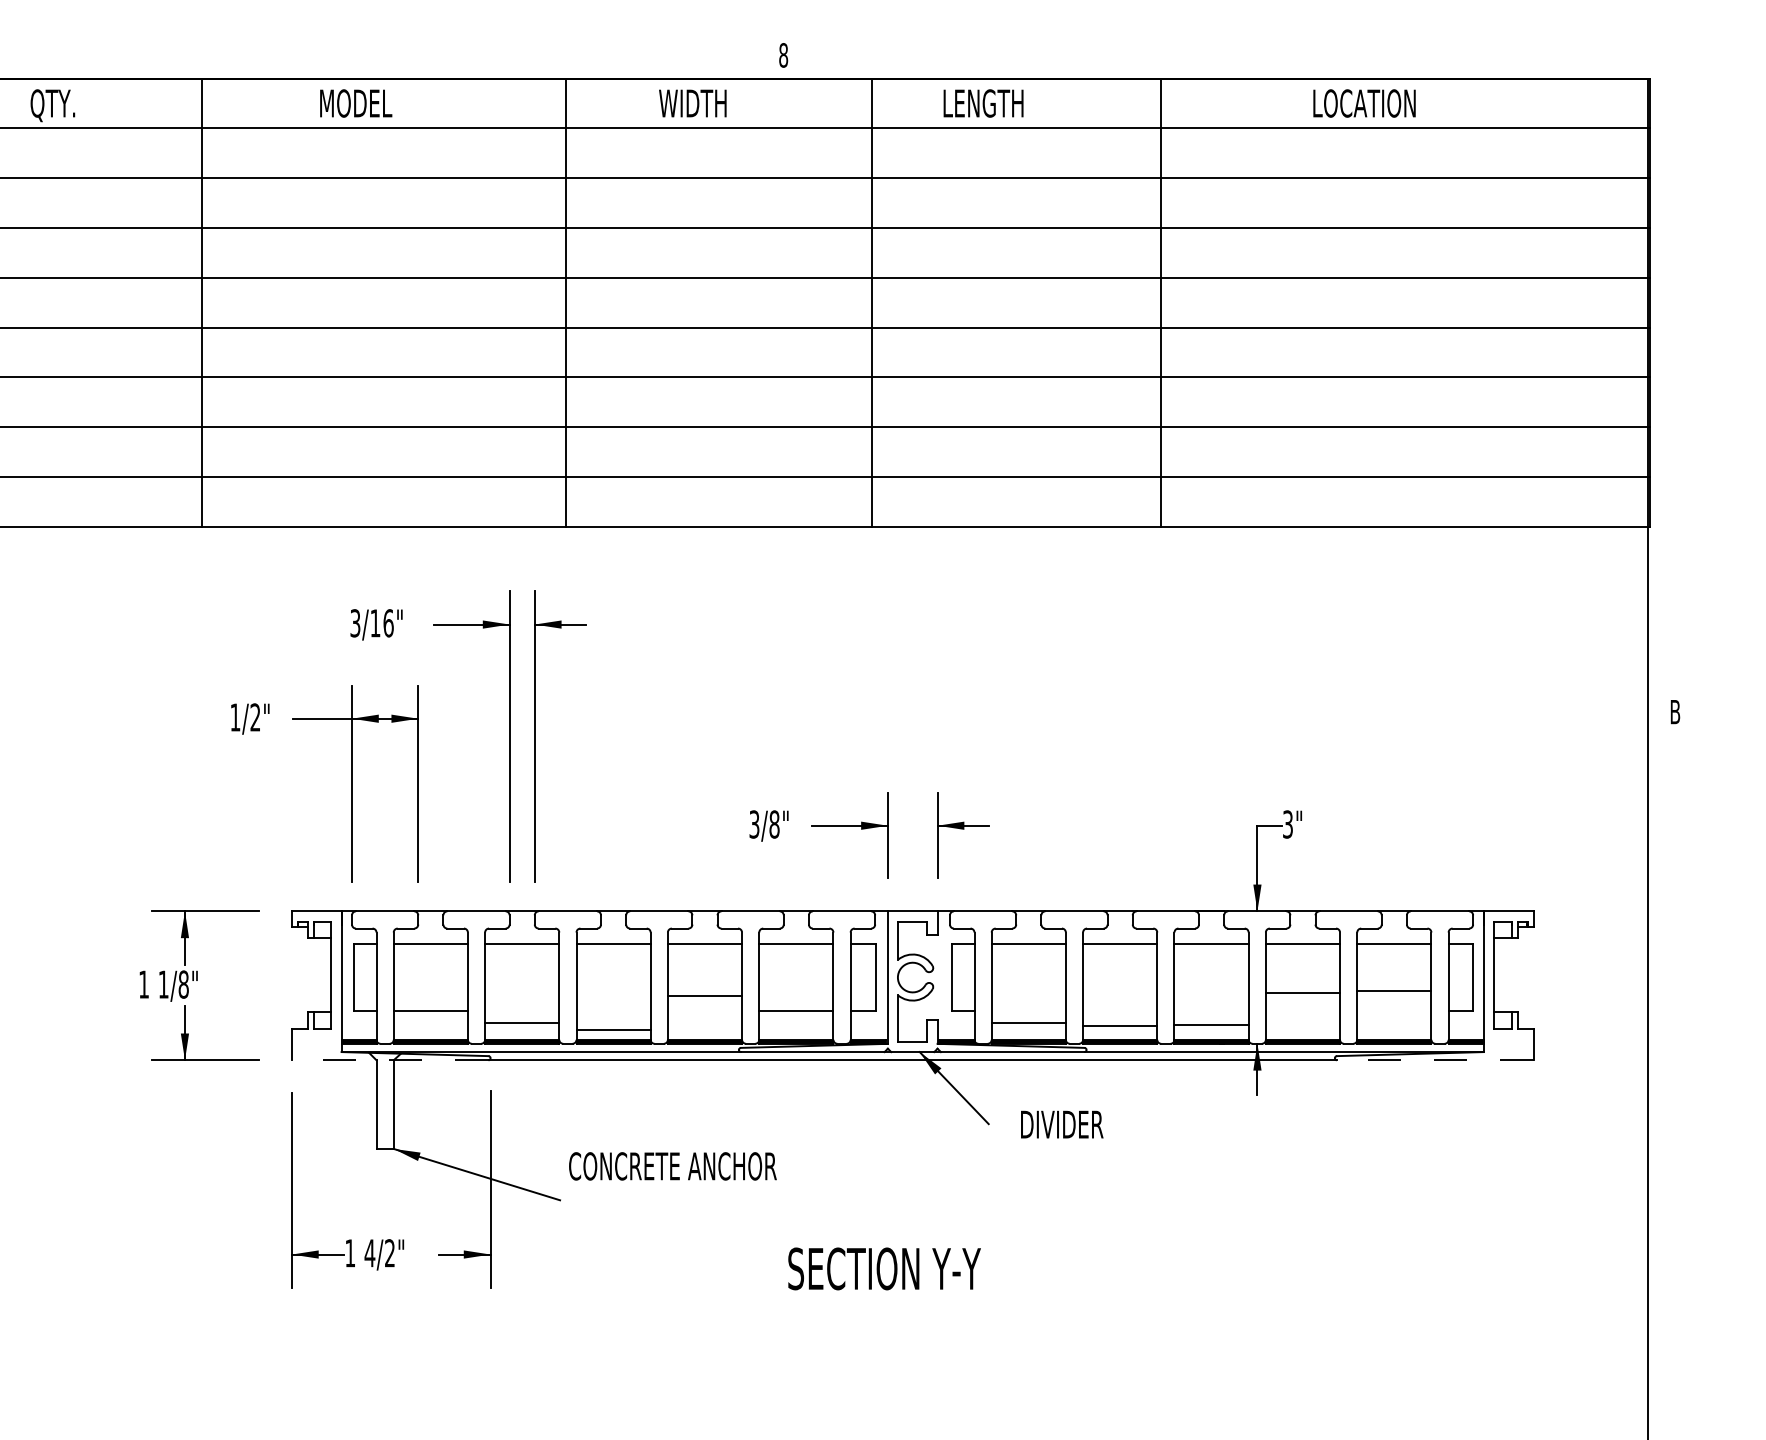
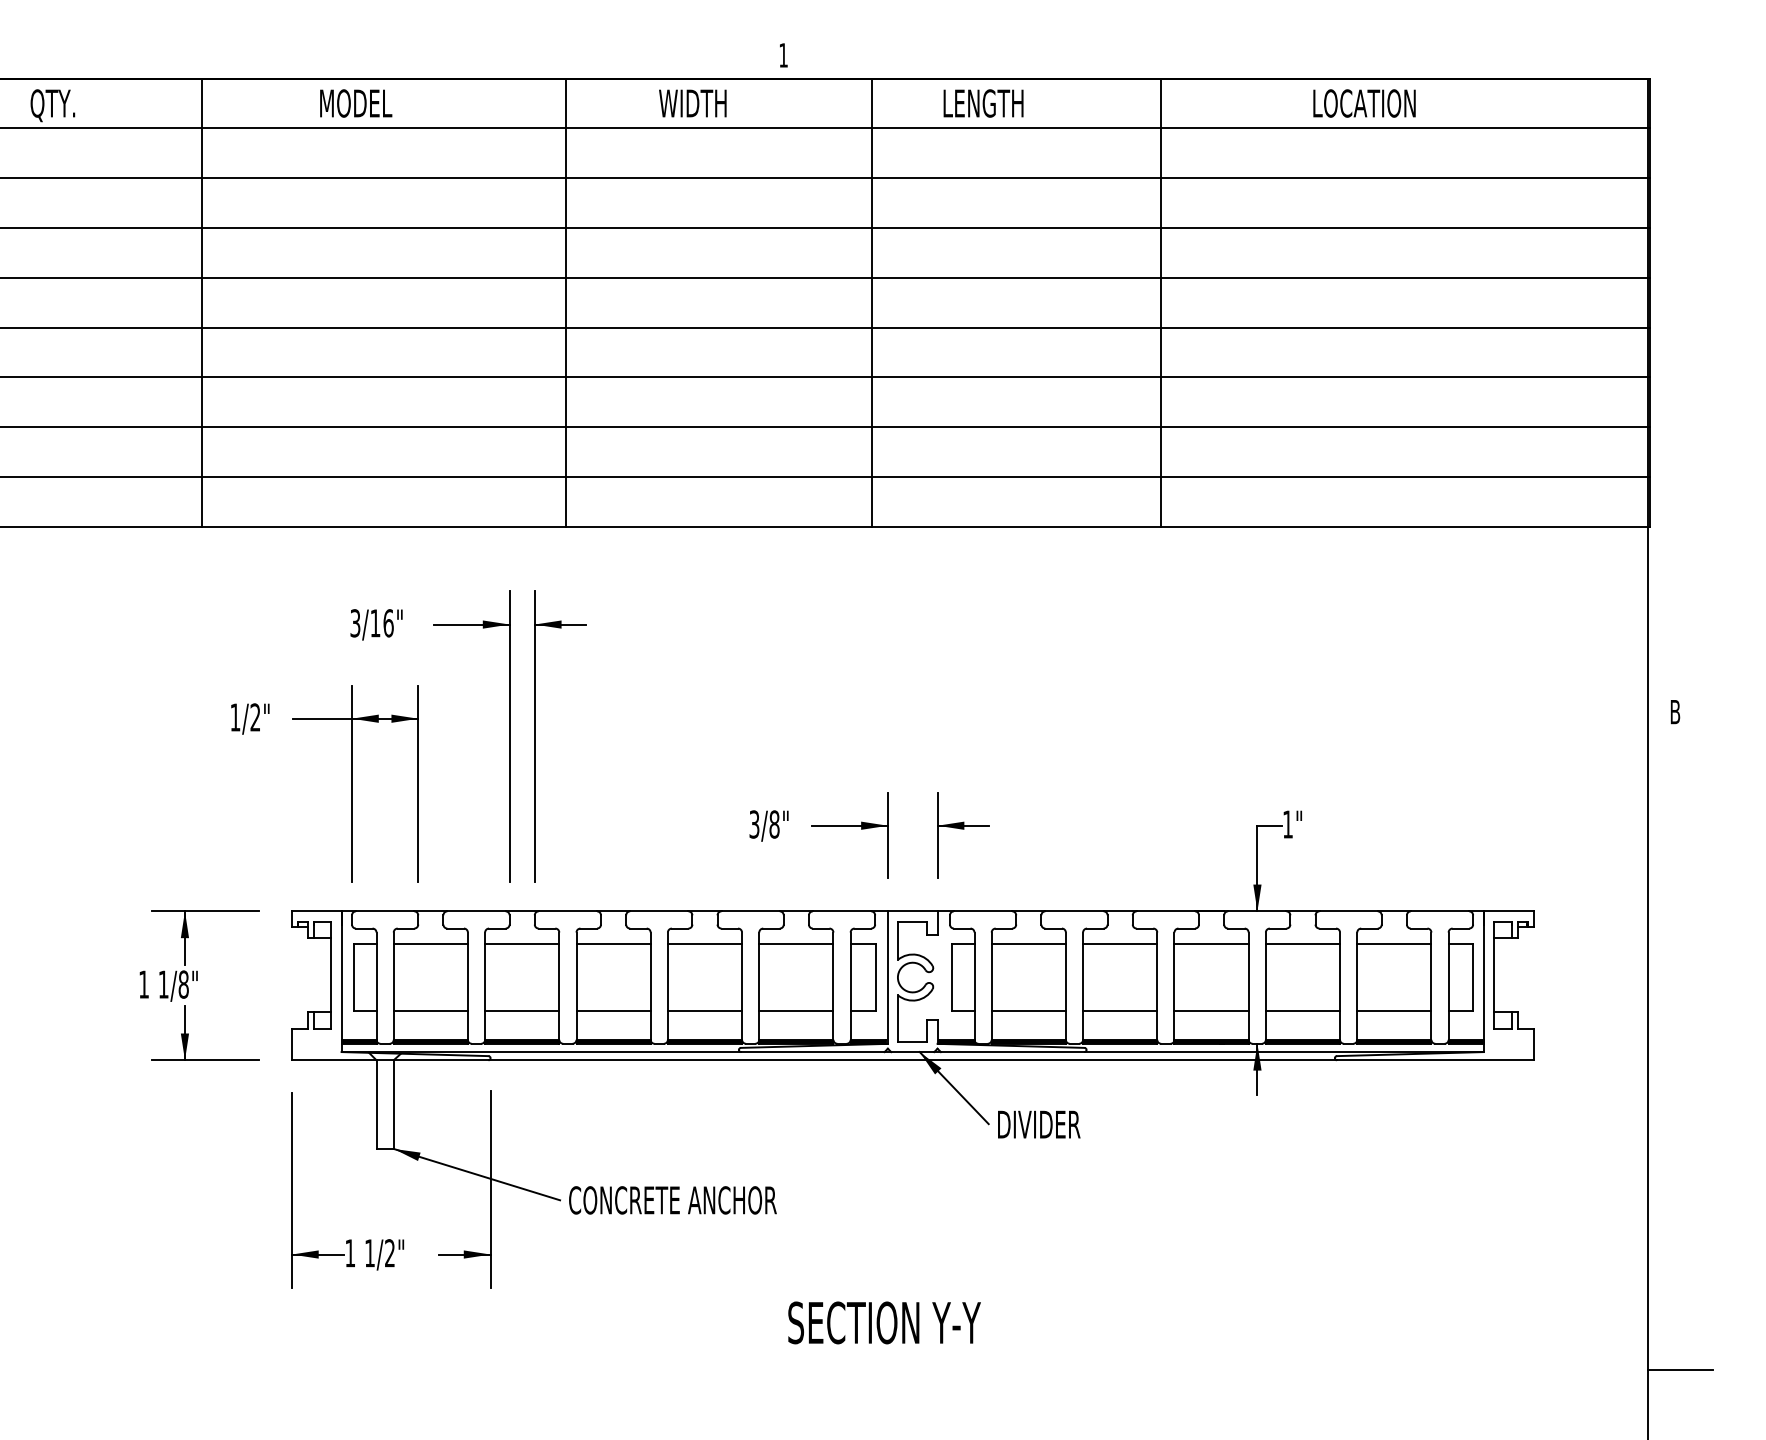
text: 8 -> 1 (783, 55)
text: 3" -> 1" (1287, 824)
line position: (1394, 990) -> (1394, 1010) (1394, 1010)
line position: (1302, 992) -> (1302, 1010) (1302, 1010)
line position: (704, 995) -> (704, 1010) (704, 1010)
line position: (522, 1022) -> (522, 1010) (522, 1010)
line position: (1028, 1022) -> (1028, 1010) (1028, 1010)
line position: (1211, 1024) -> (1211, 1010) (1211, 1010)
line position: (1120, 1025) -> (1120, 1010) (1120, 1010)
line position: (613, 1029) -> (613, 1010) (613, 1010)
line: dashed -> solid (389, 1060)
line: dashed -> solid (1434, 1060)
text position: (1062, 1124) -> (1039, 1124) (1039, 1124)
text position: (672, 1166) -> (672, 1200) (672, 1200)
text: 4/2" -> 1/2" (369, 1253)
text position: (884, 1268) -> (884, 1322) (884, 1322)
line: none -> present (1680, 1369)
